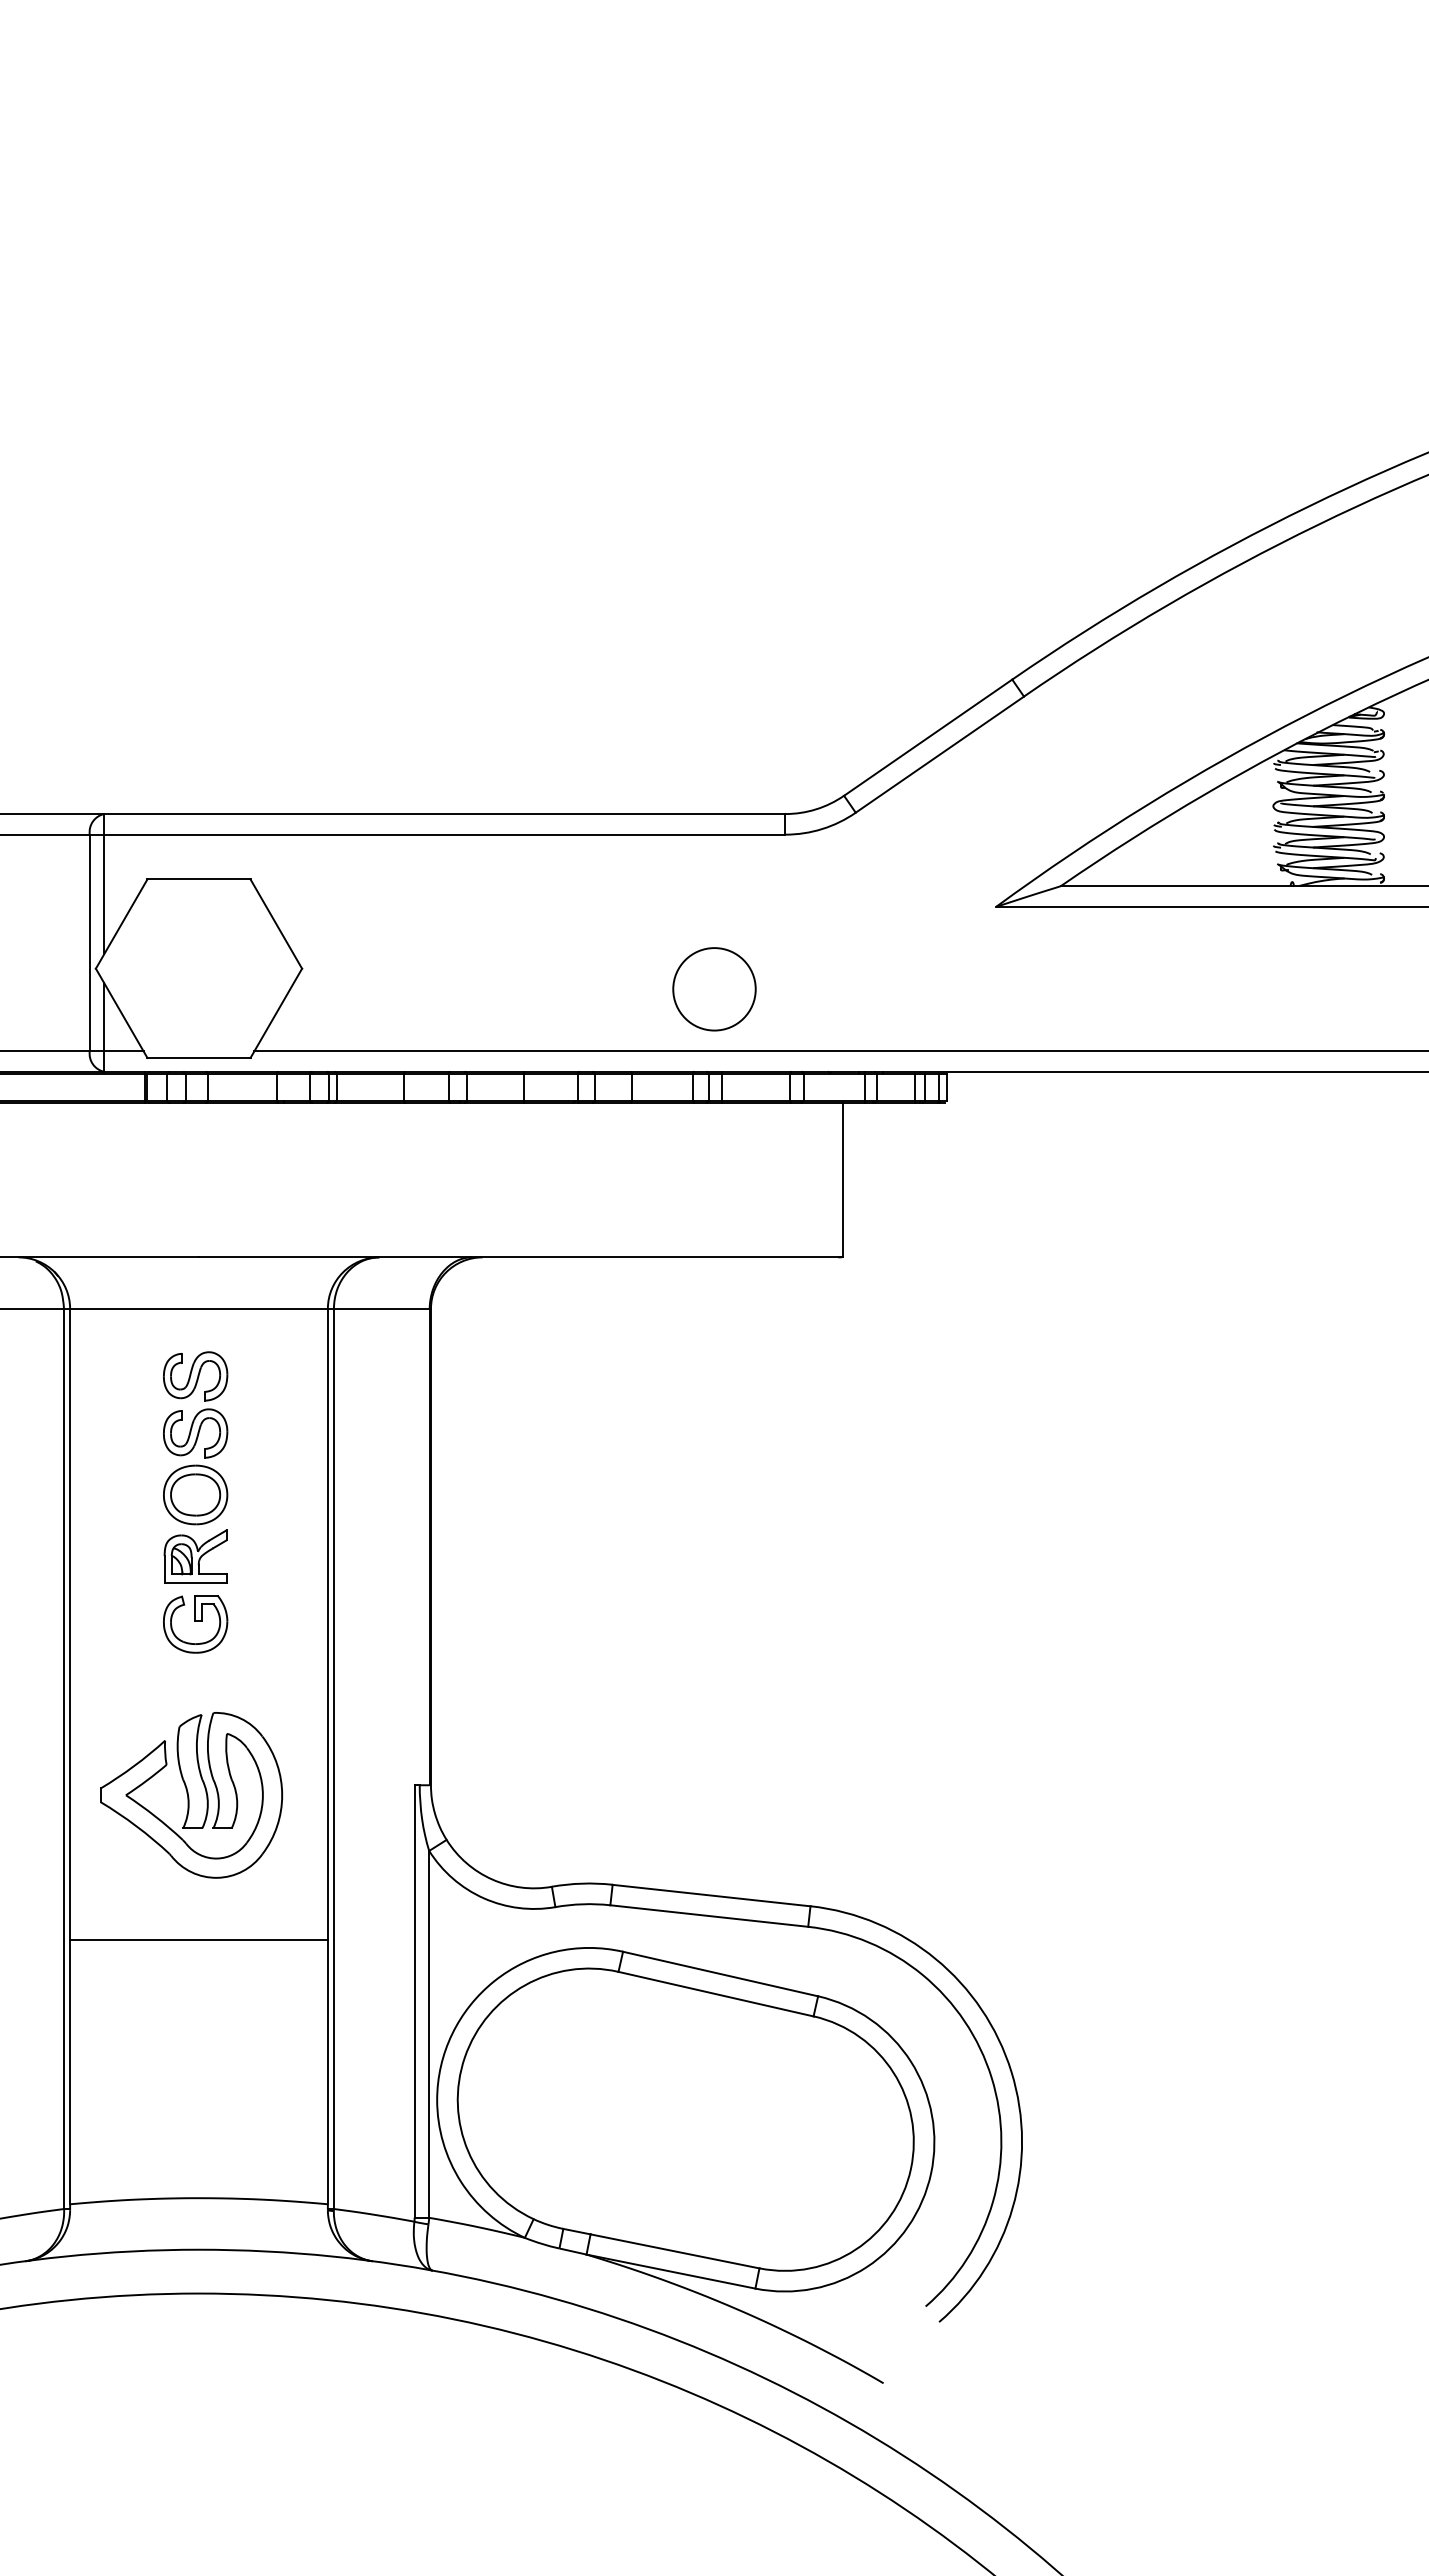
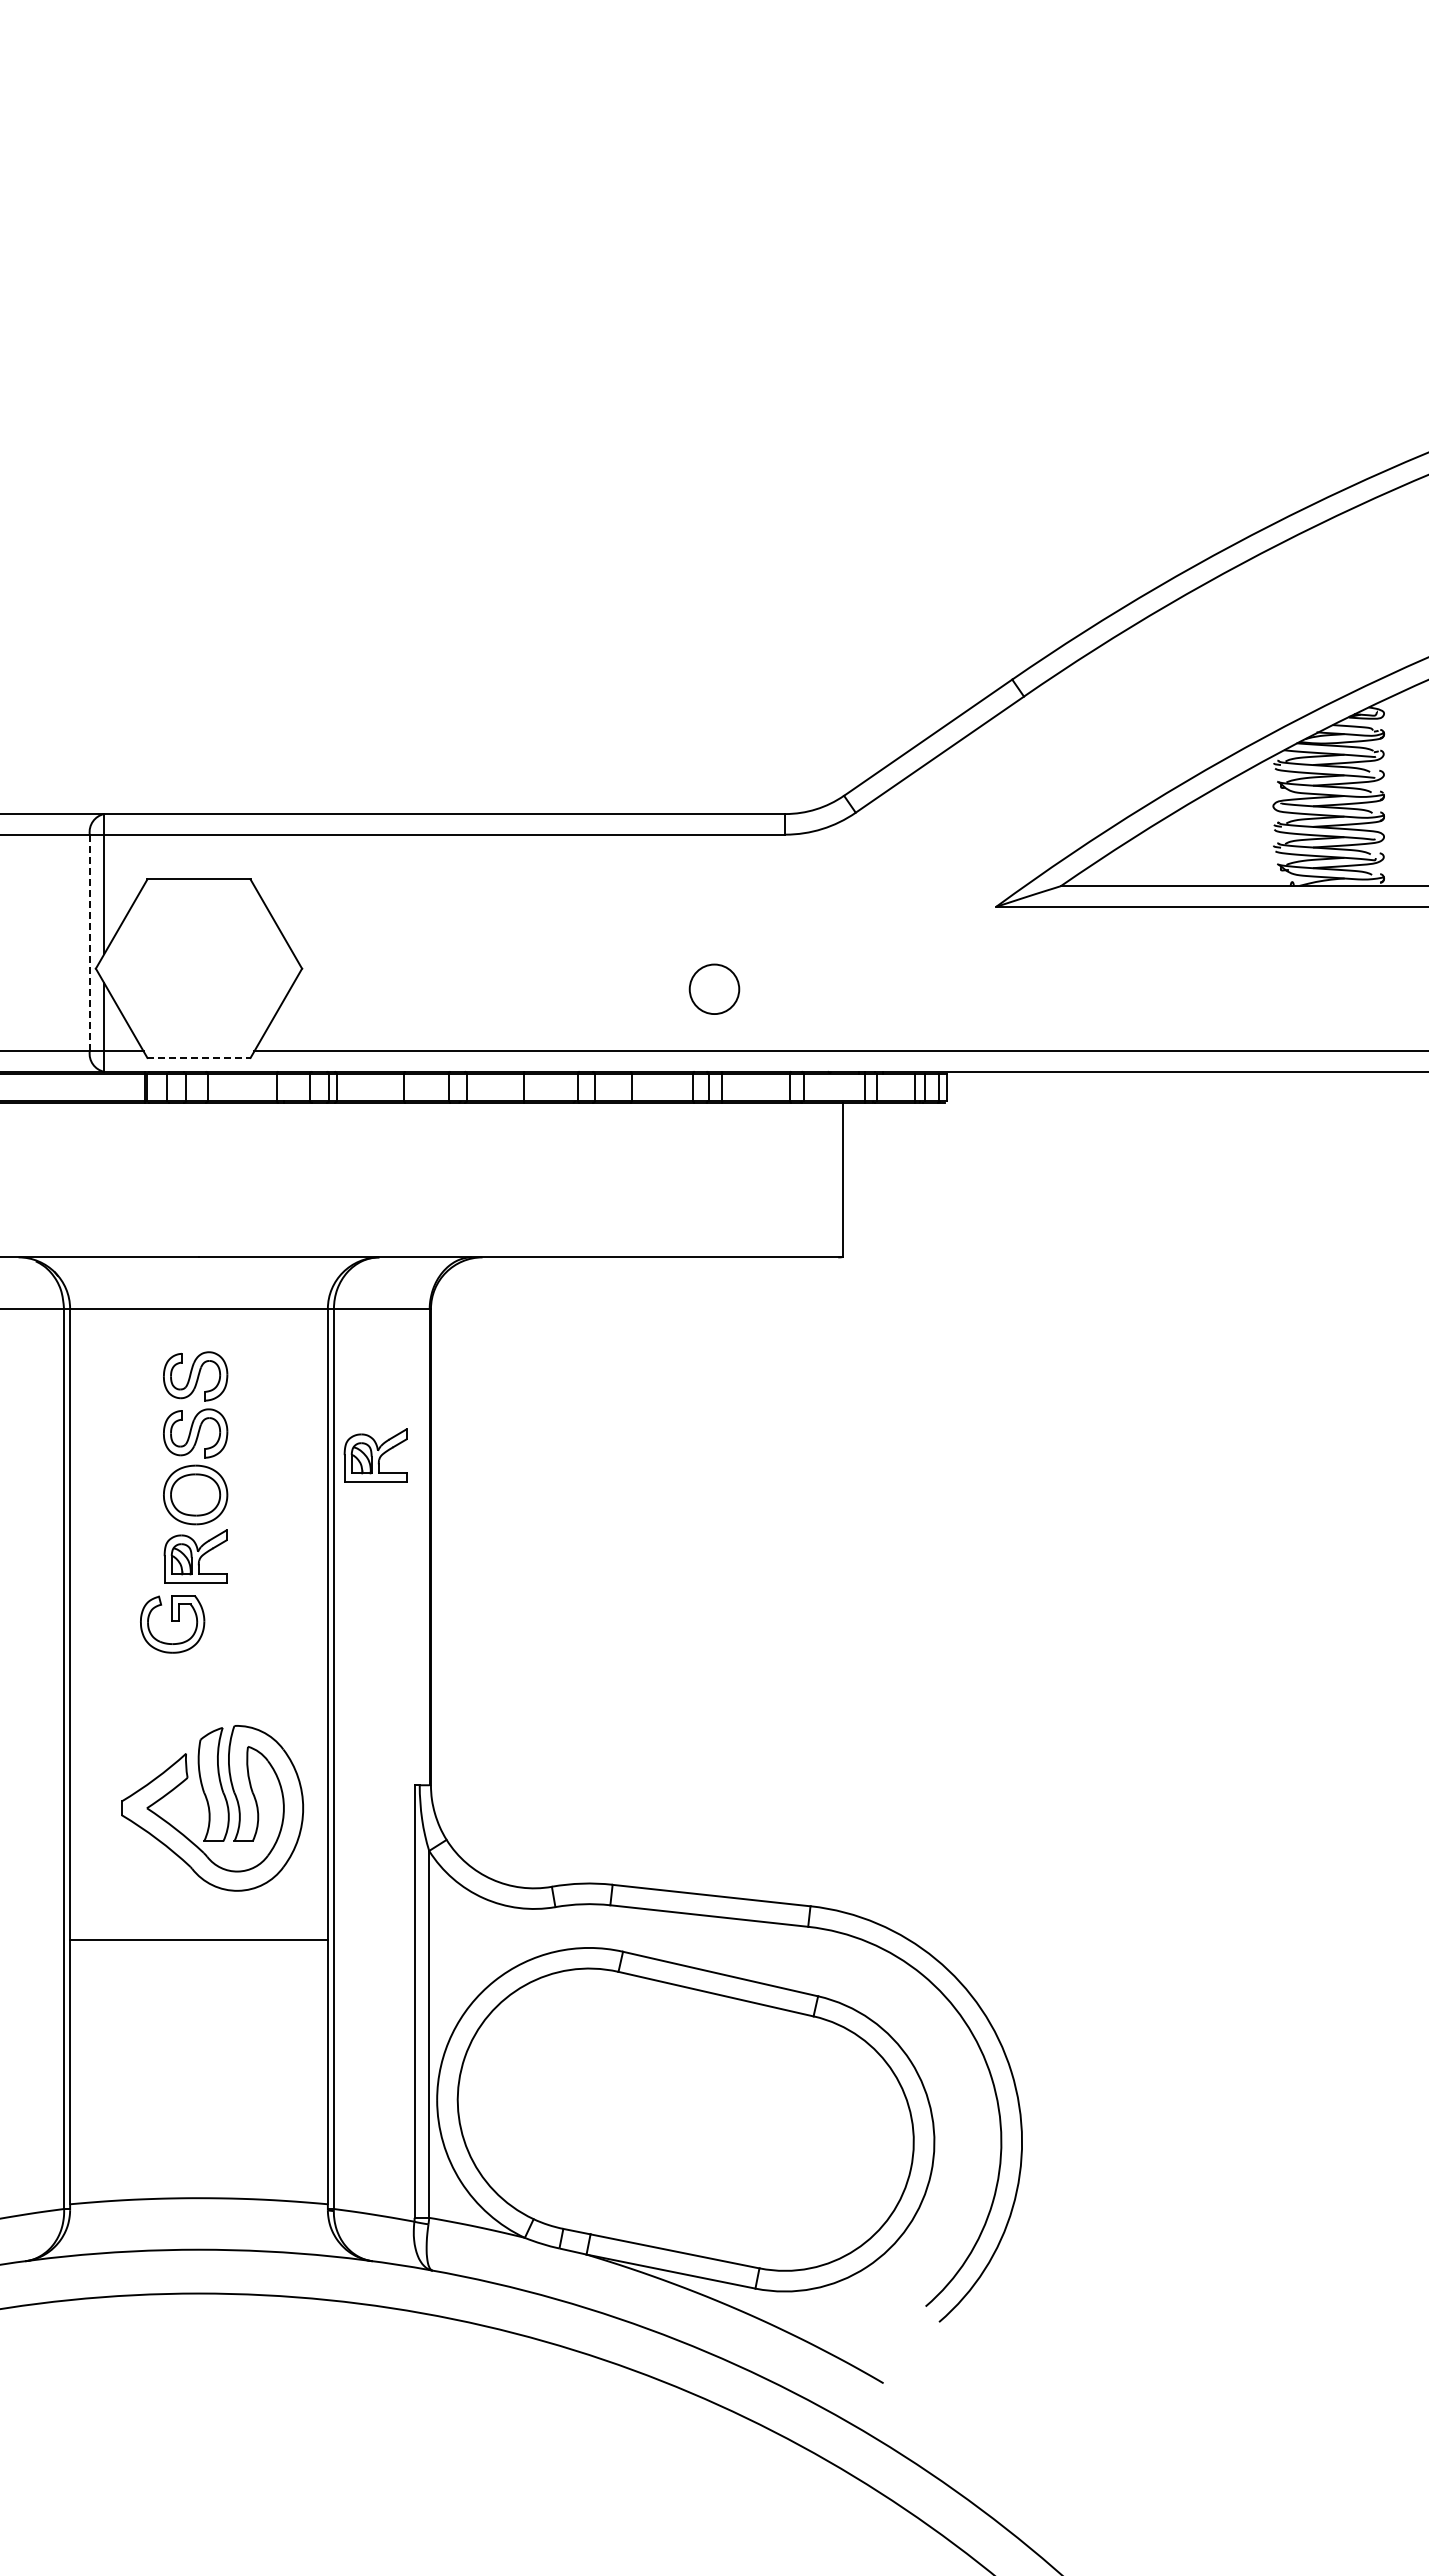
line: solid -> dashed (89, 942)
circle diameter: 82 px -> 49 px (714, 989)
line: solid -> dashed (199, 1057)
part: none -> present (375, 1455)
part position: (195, 1624) -> (172, 1624) (172, 1624)
part position: (191, 1795) -> (212, 1808) (212, 1808)
